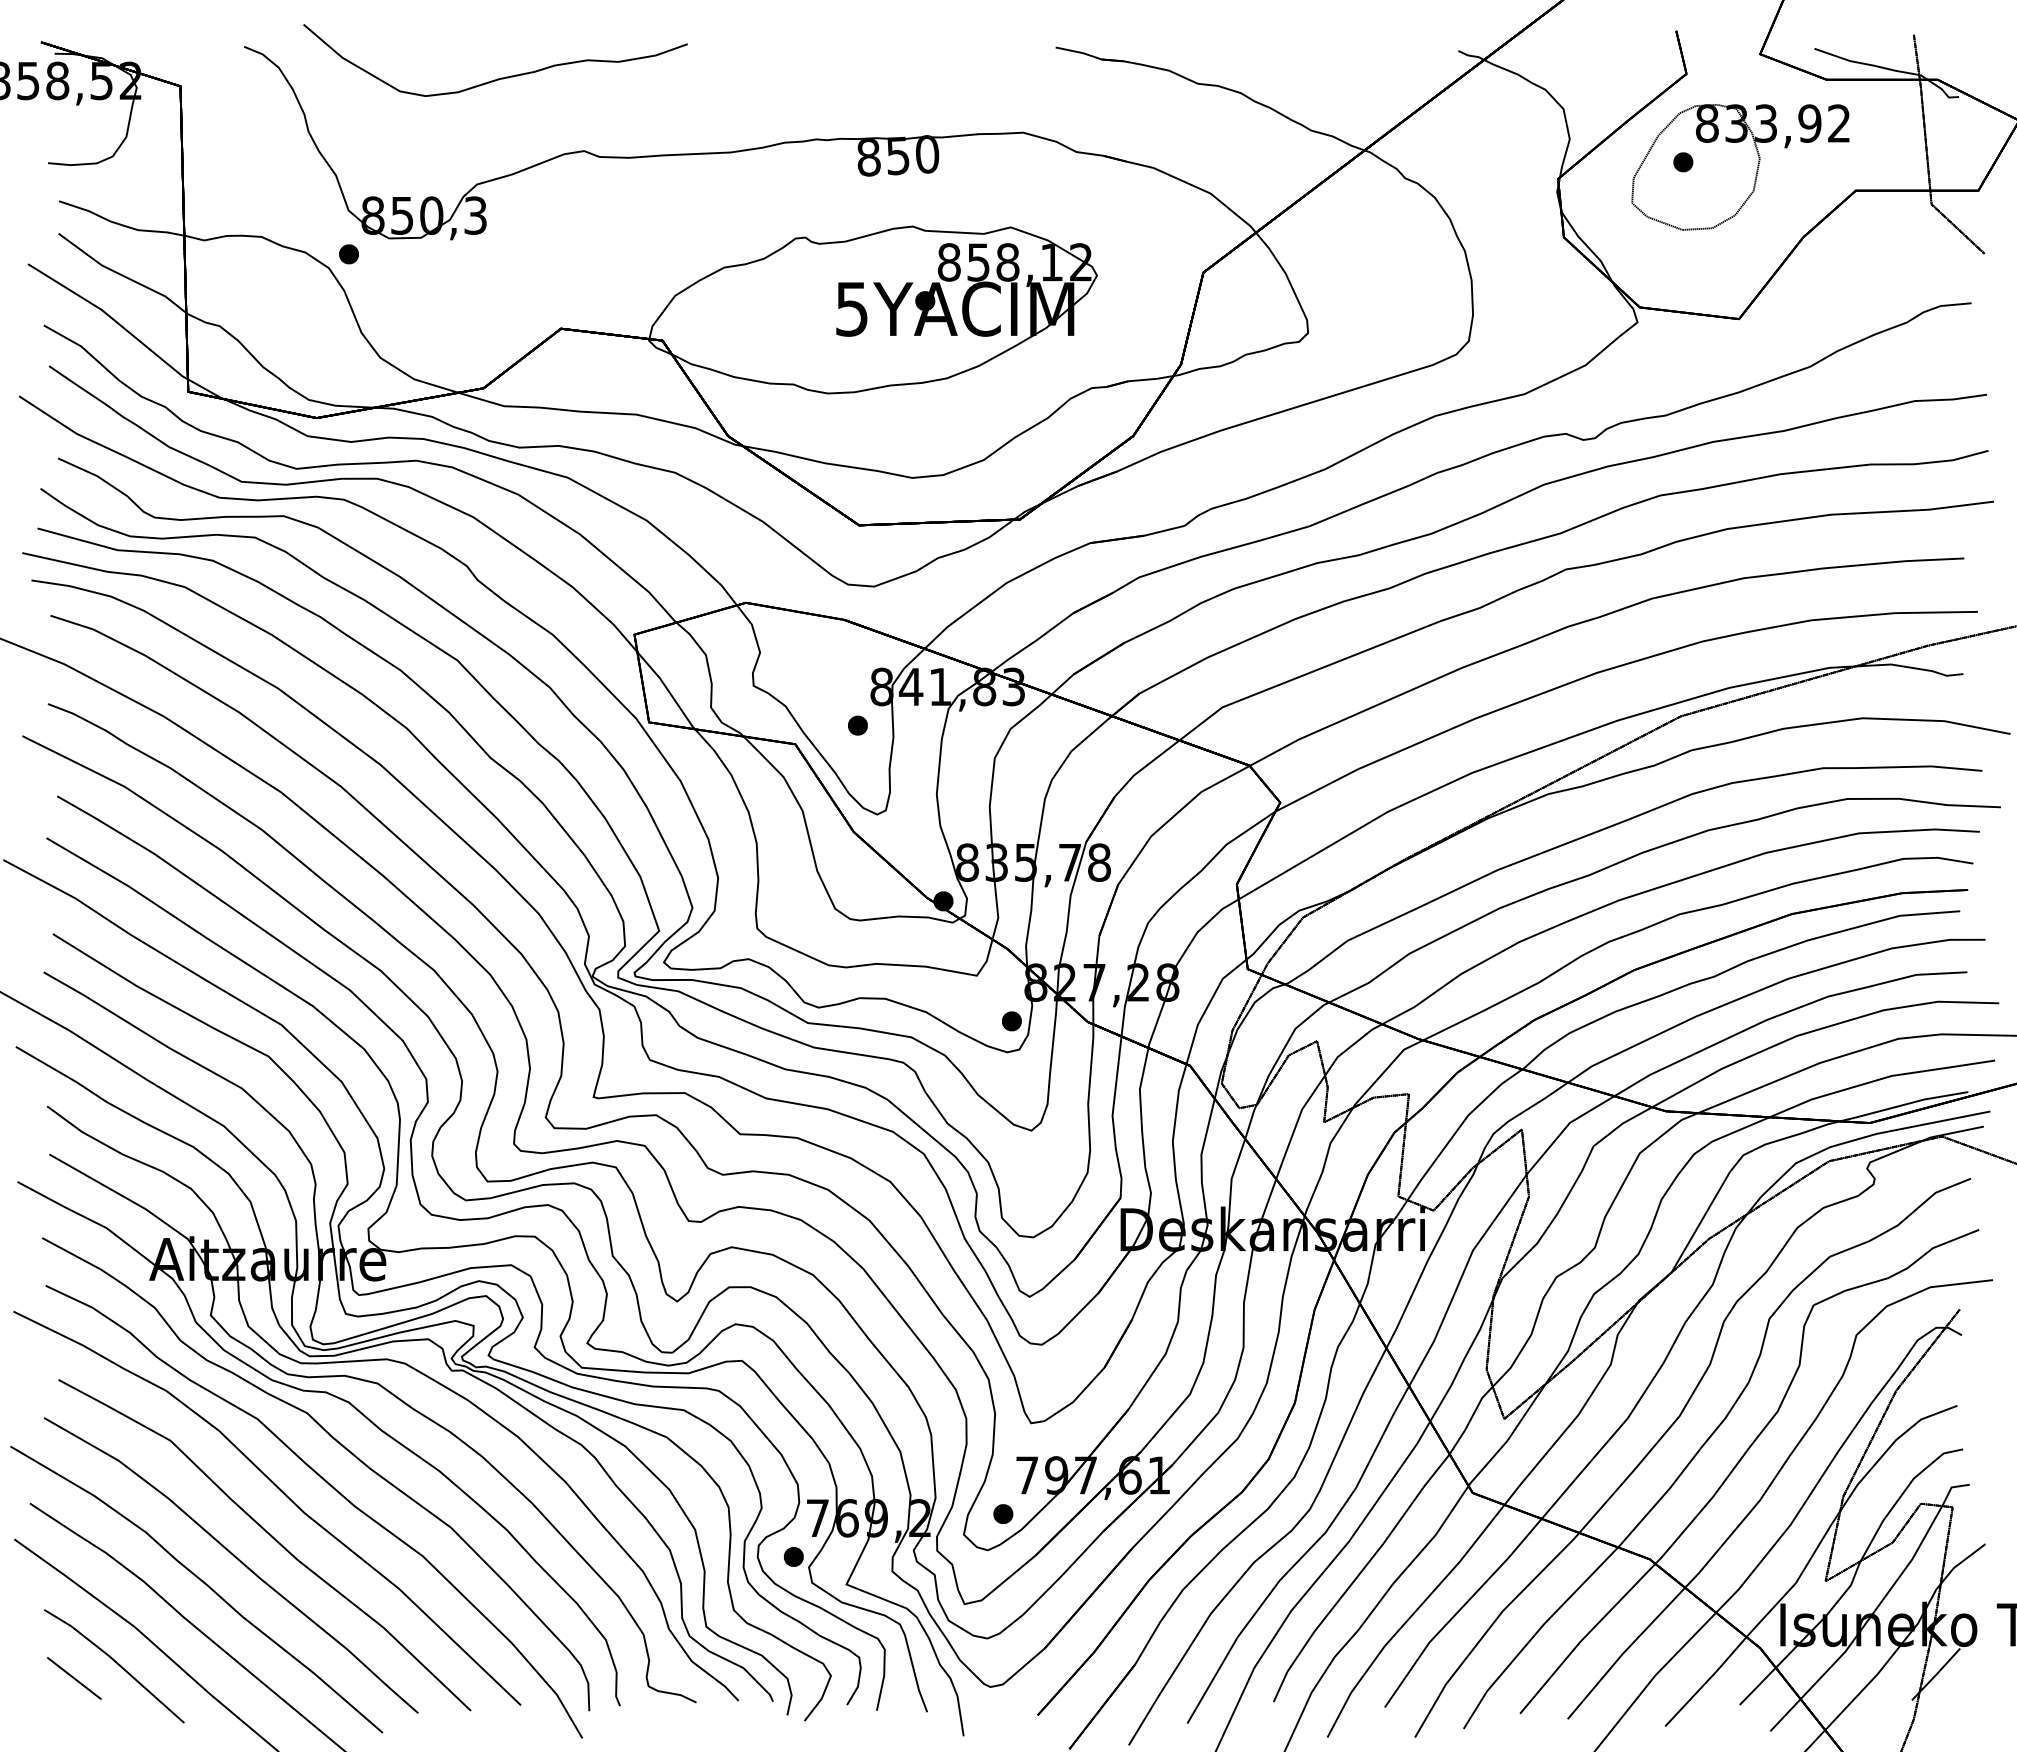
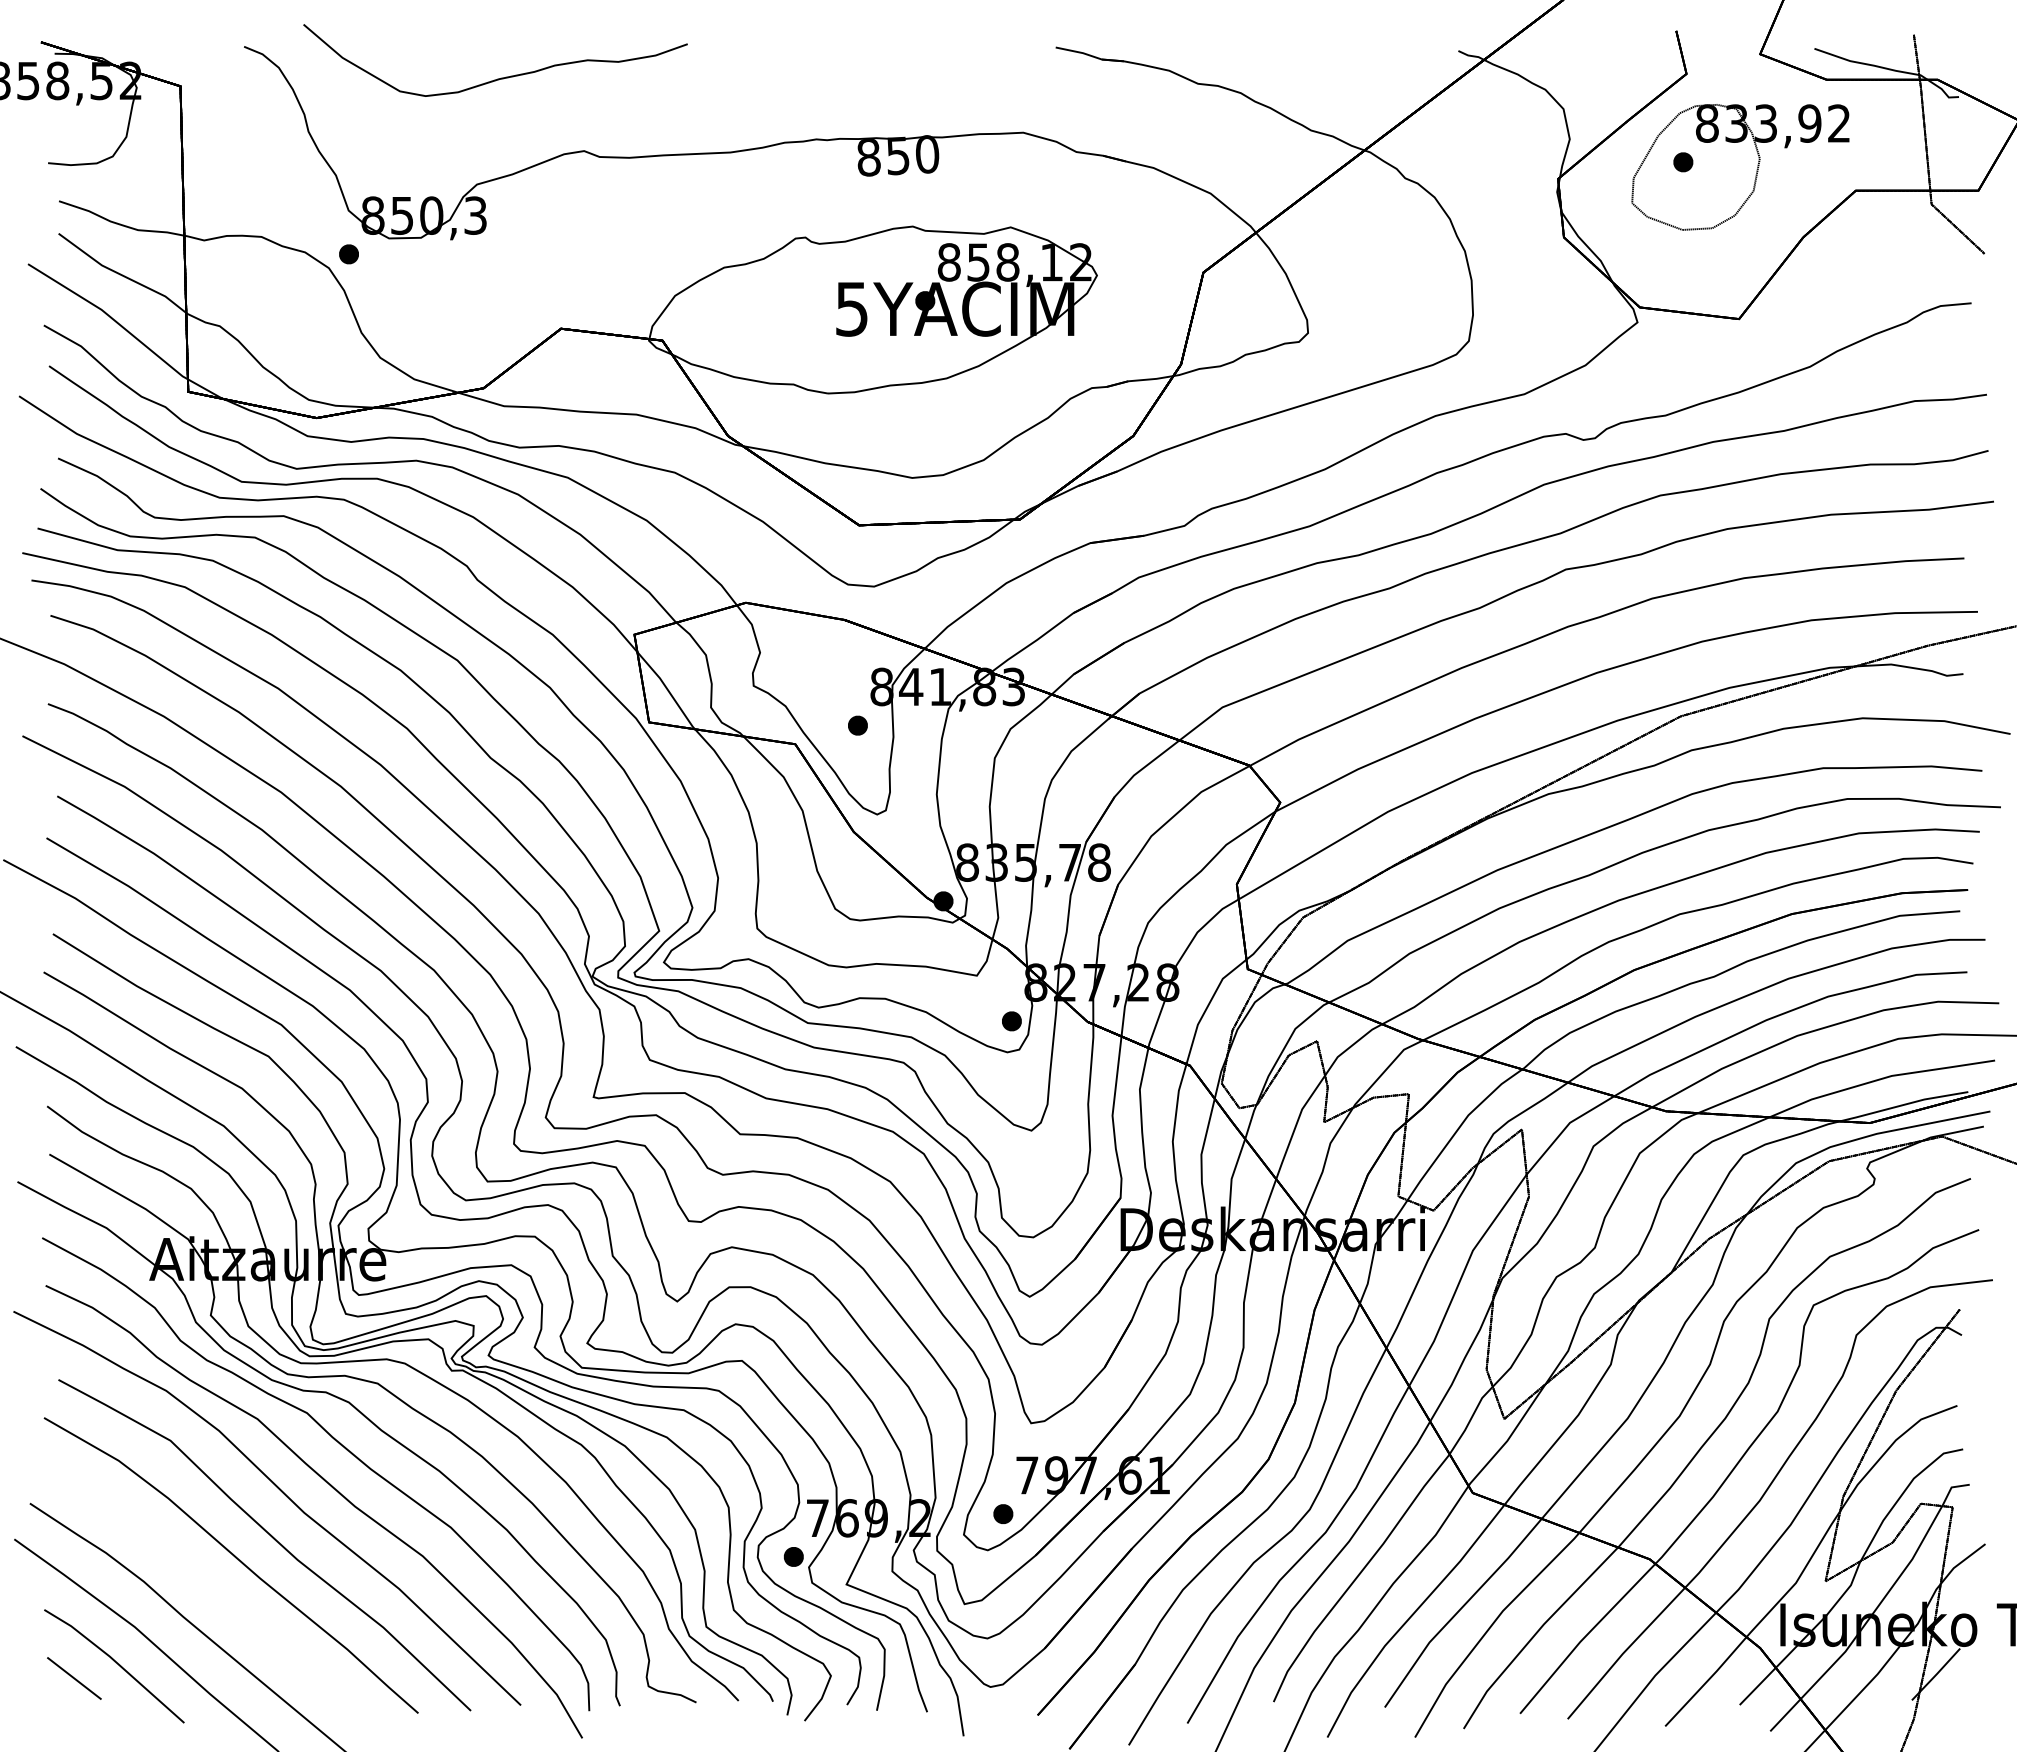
part: present -> none (202, 1582)
